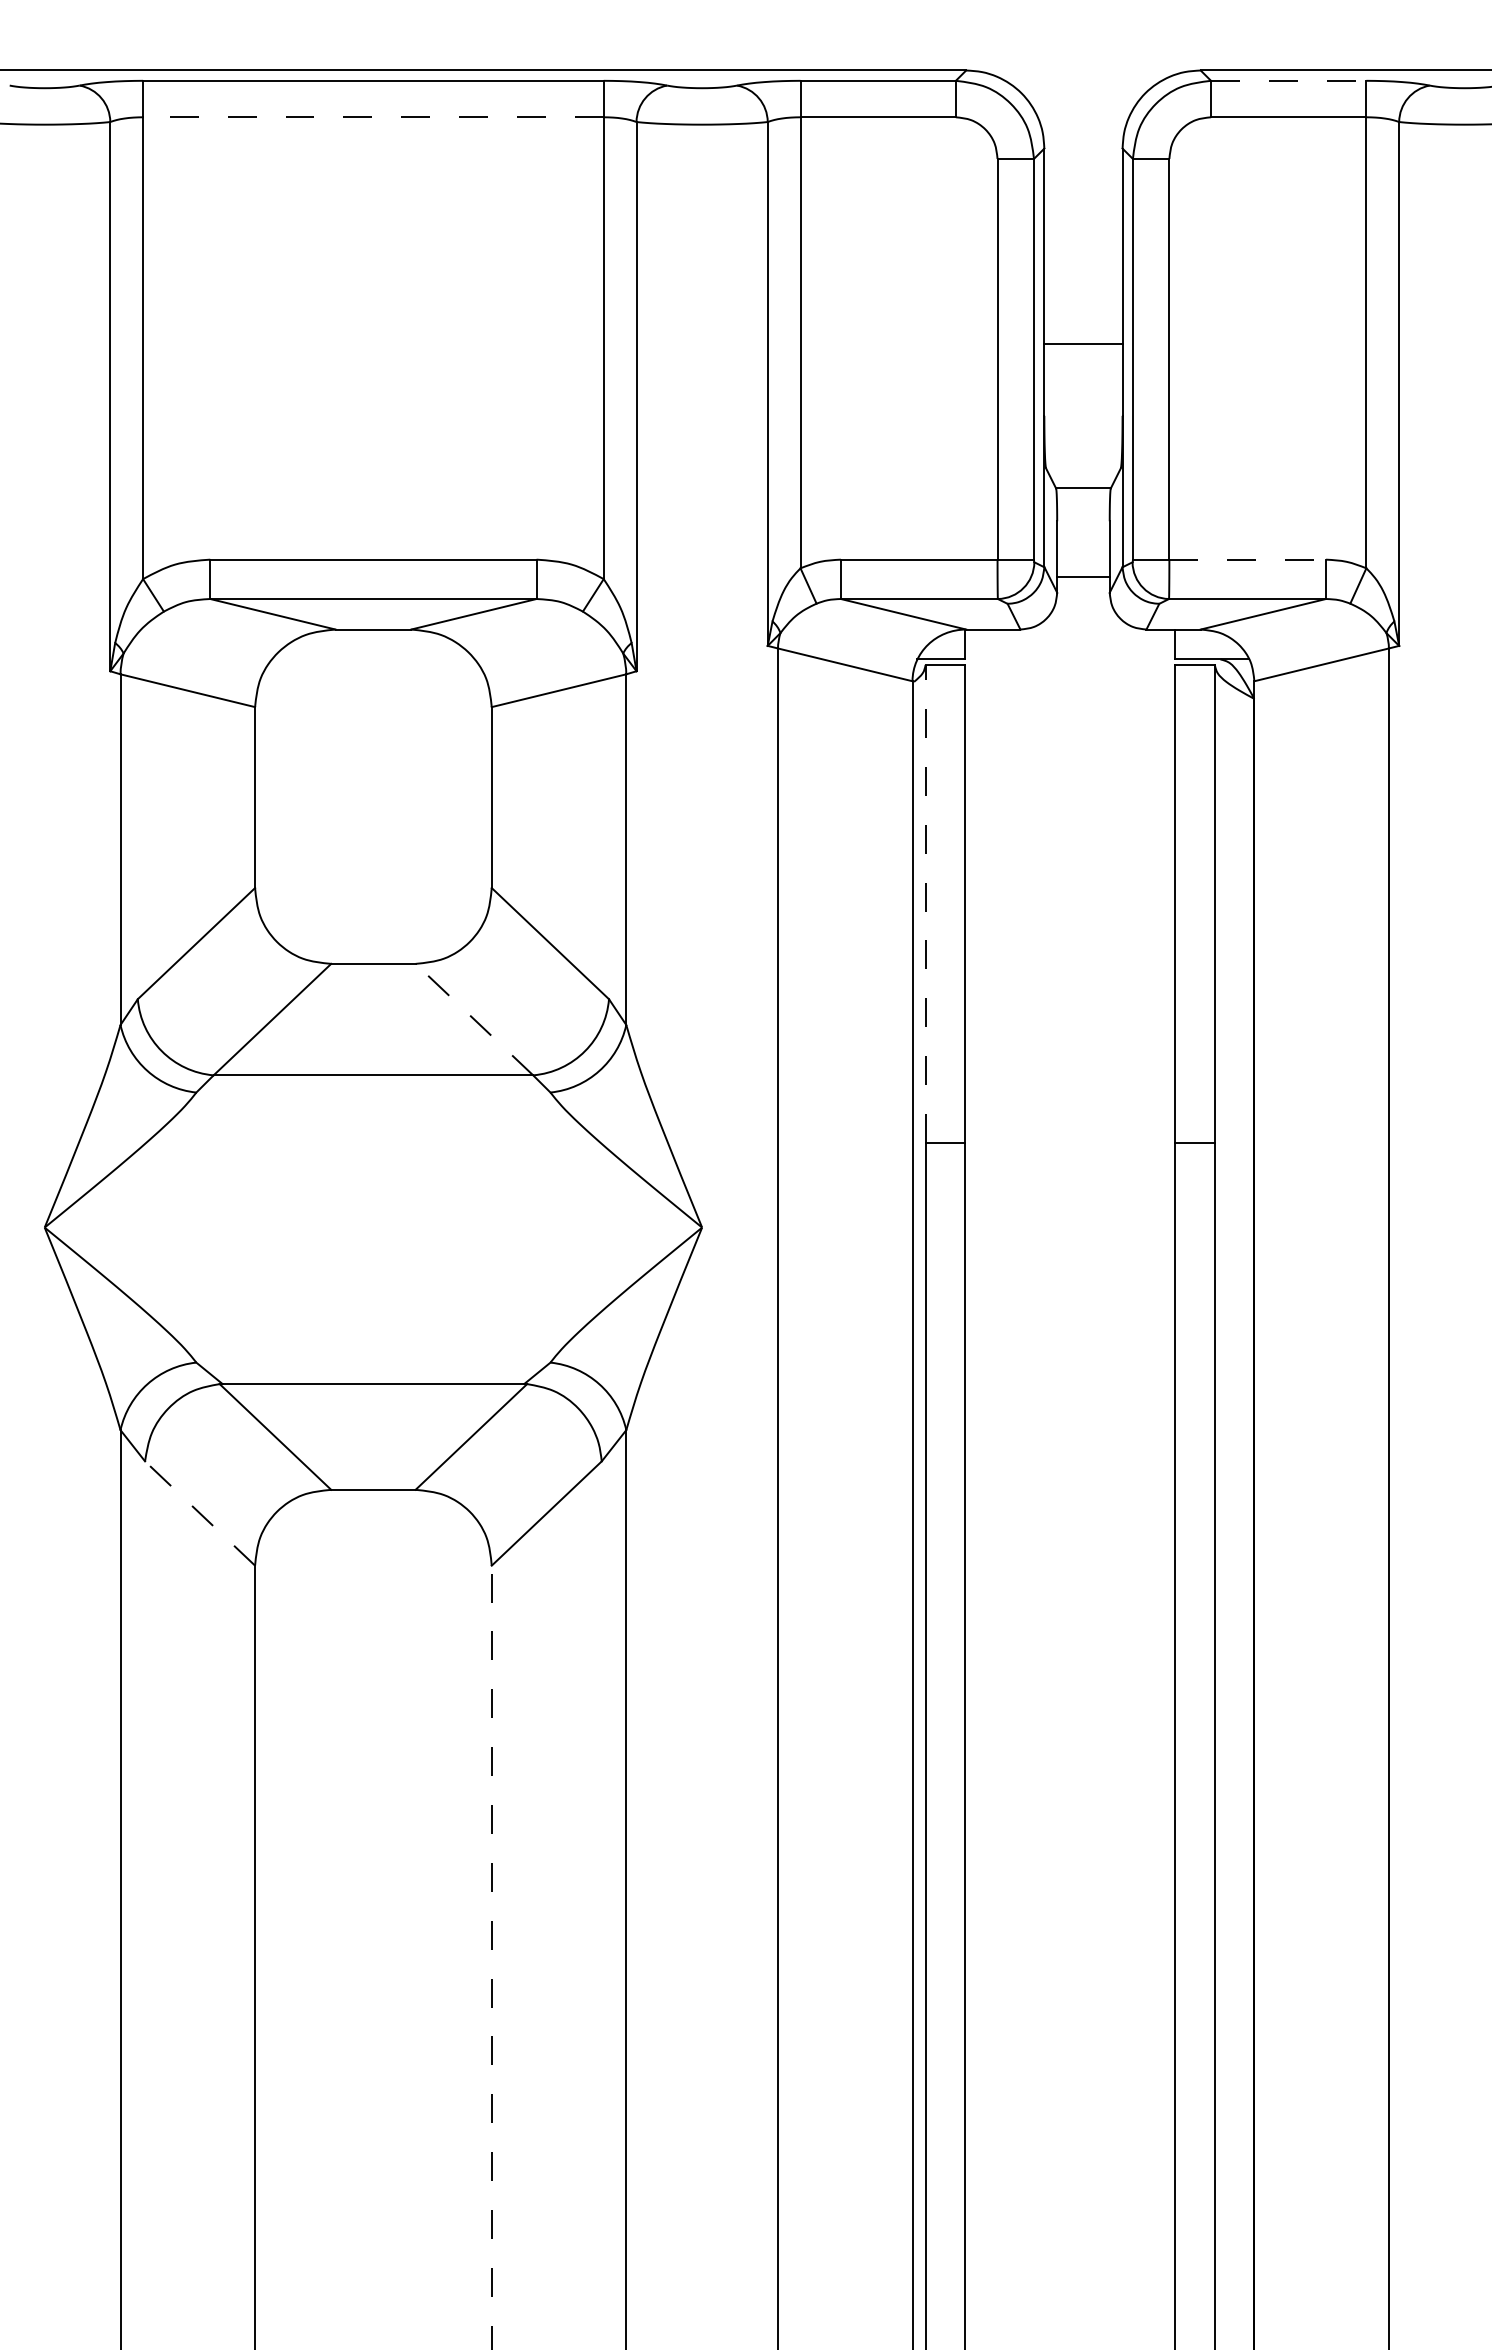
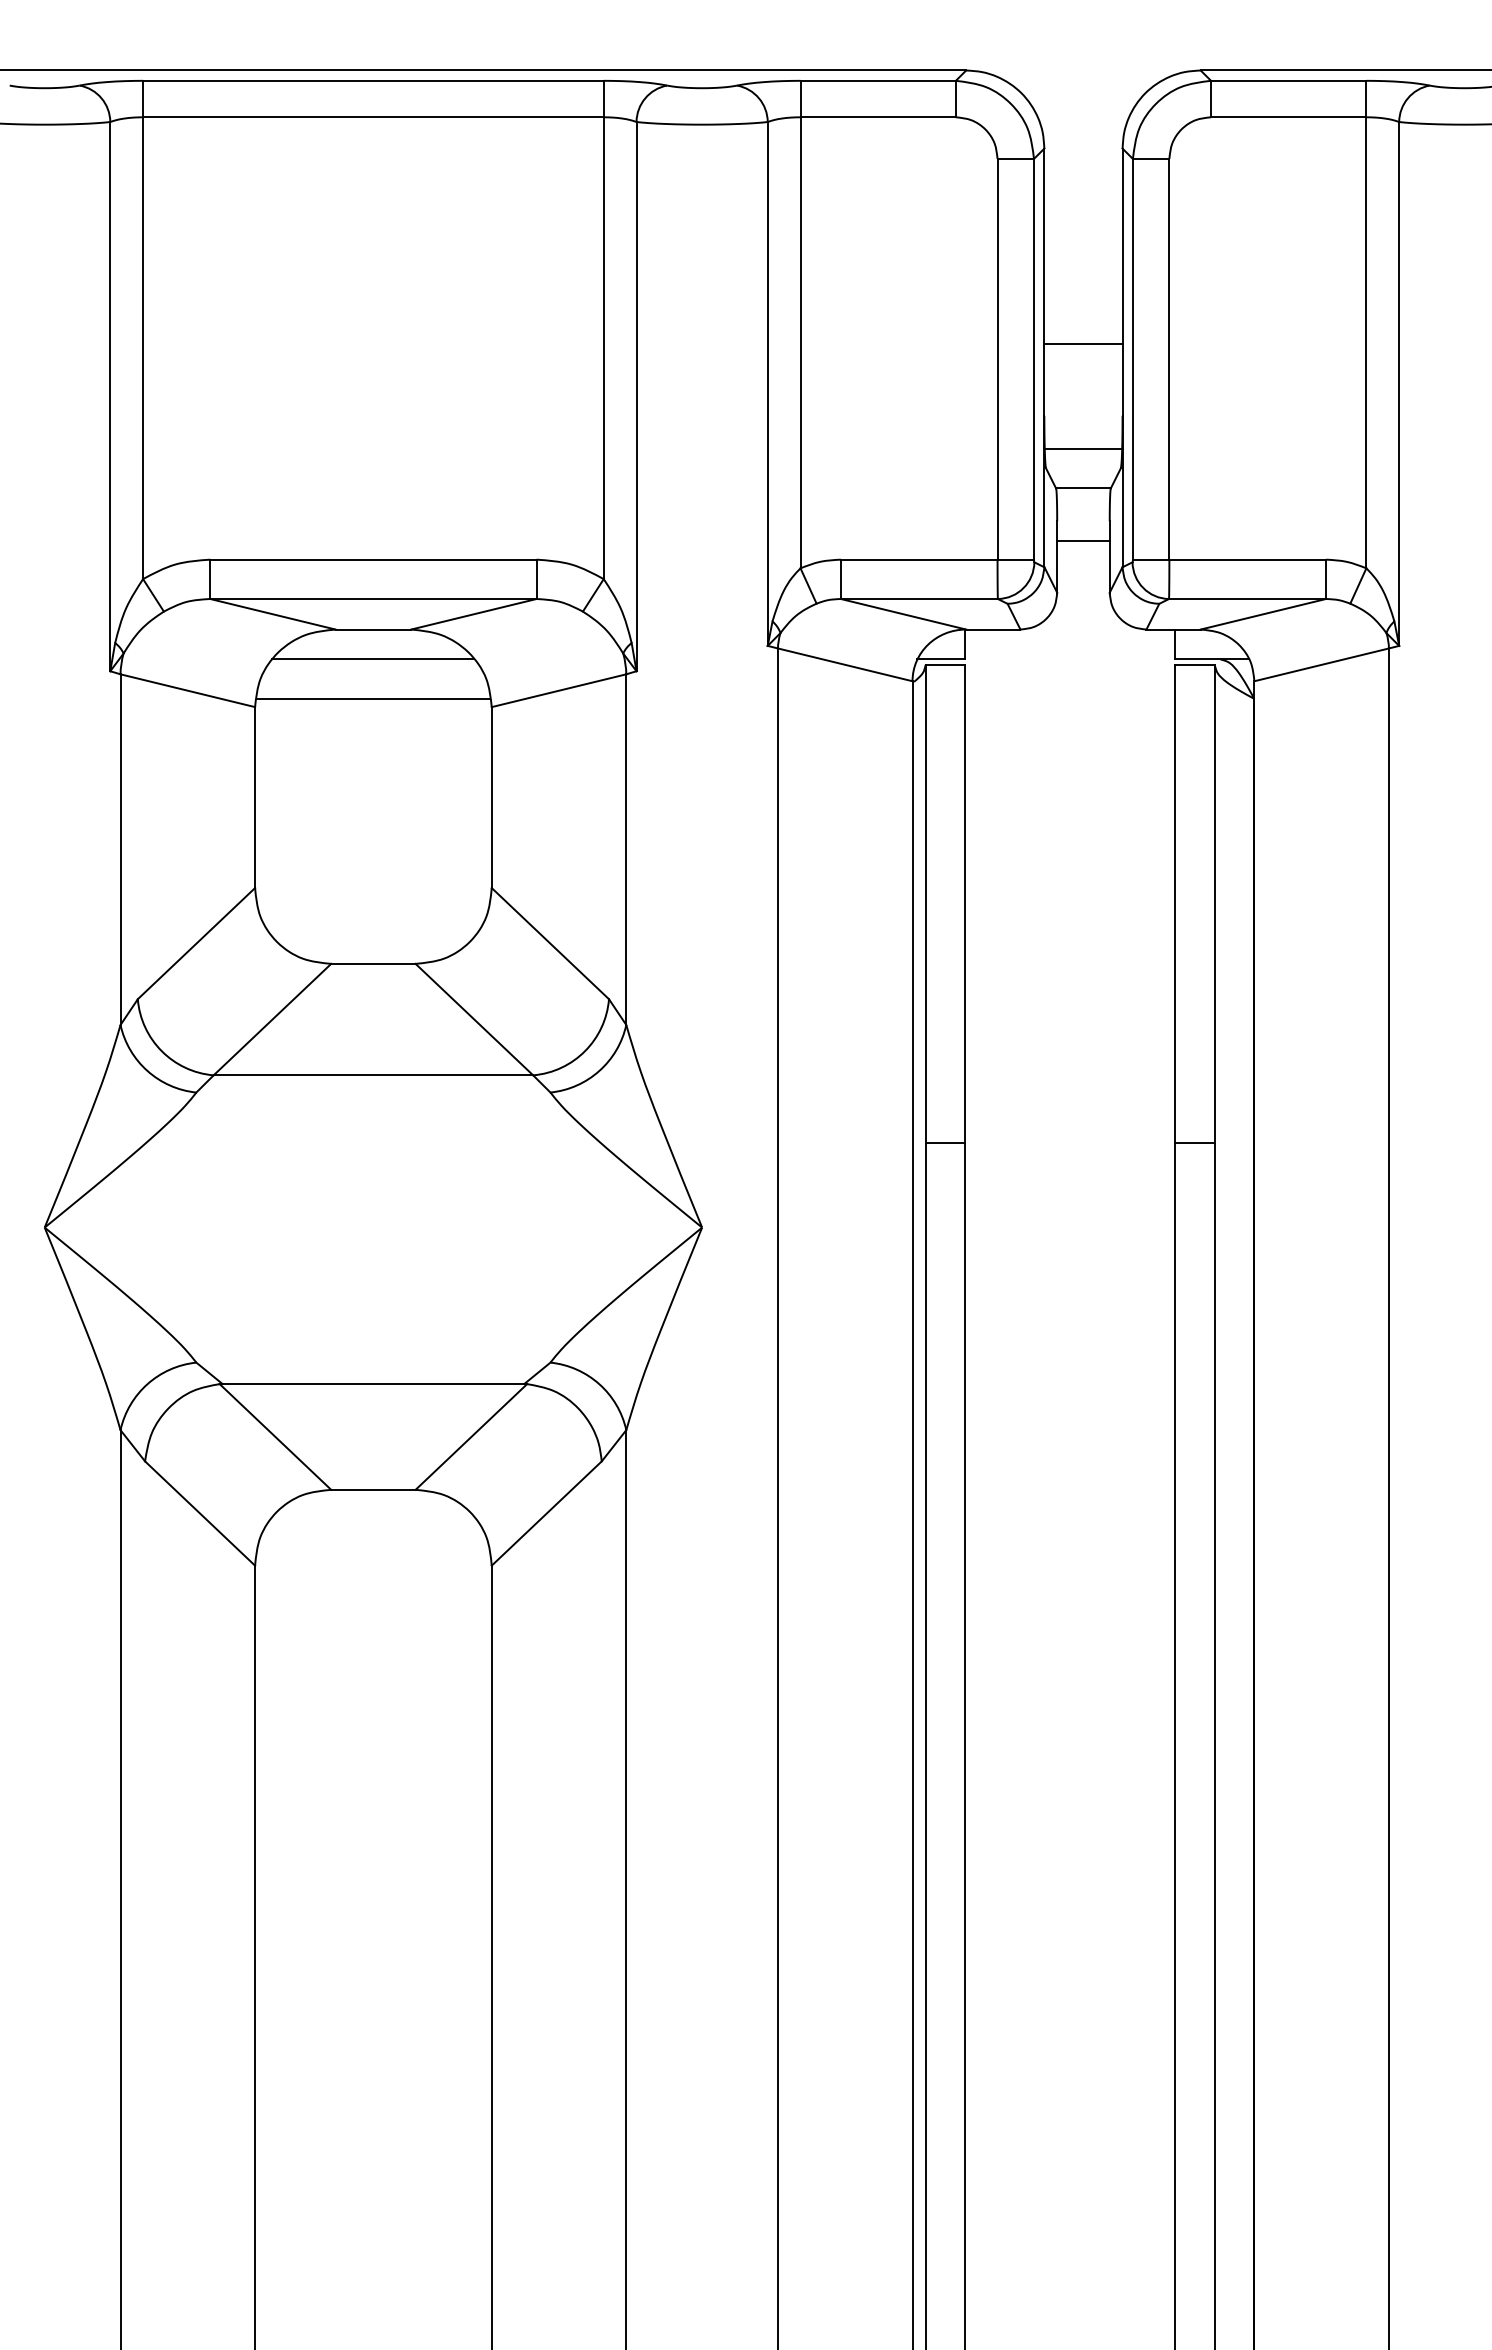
line: dashed -> solid (1288, 80)
line: dashed -> solid (372, 117)
line: none -> present (1083, 449)
line: dashed -> solid (1248, 559)
line position: (1083, 577) -> (1083, 541) (1083, 541)
line: none -> present (373, 659)
line: none -> present (373, 698)
line: dashed -> solid (925, 903)
line: dashed -> solid (474, 1019)
line: dashed -> solid (200, 1513)
line: dashed -> solid (491, 1957)
